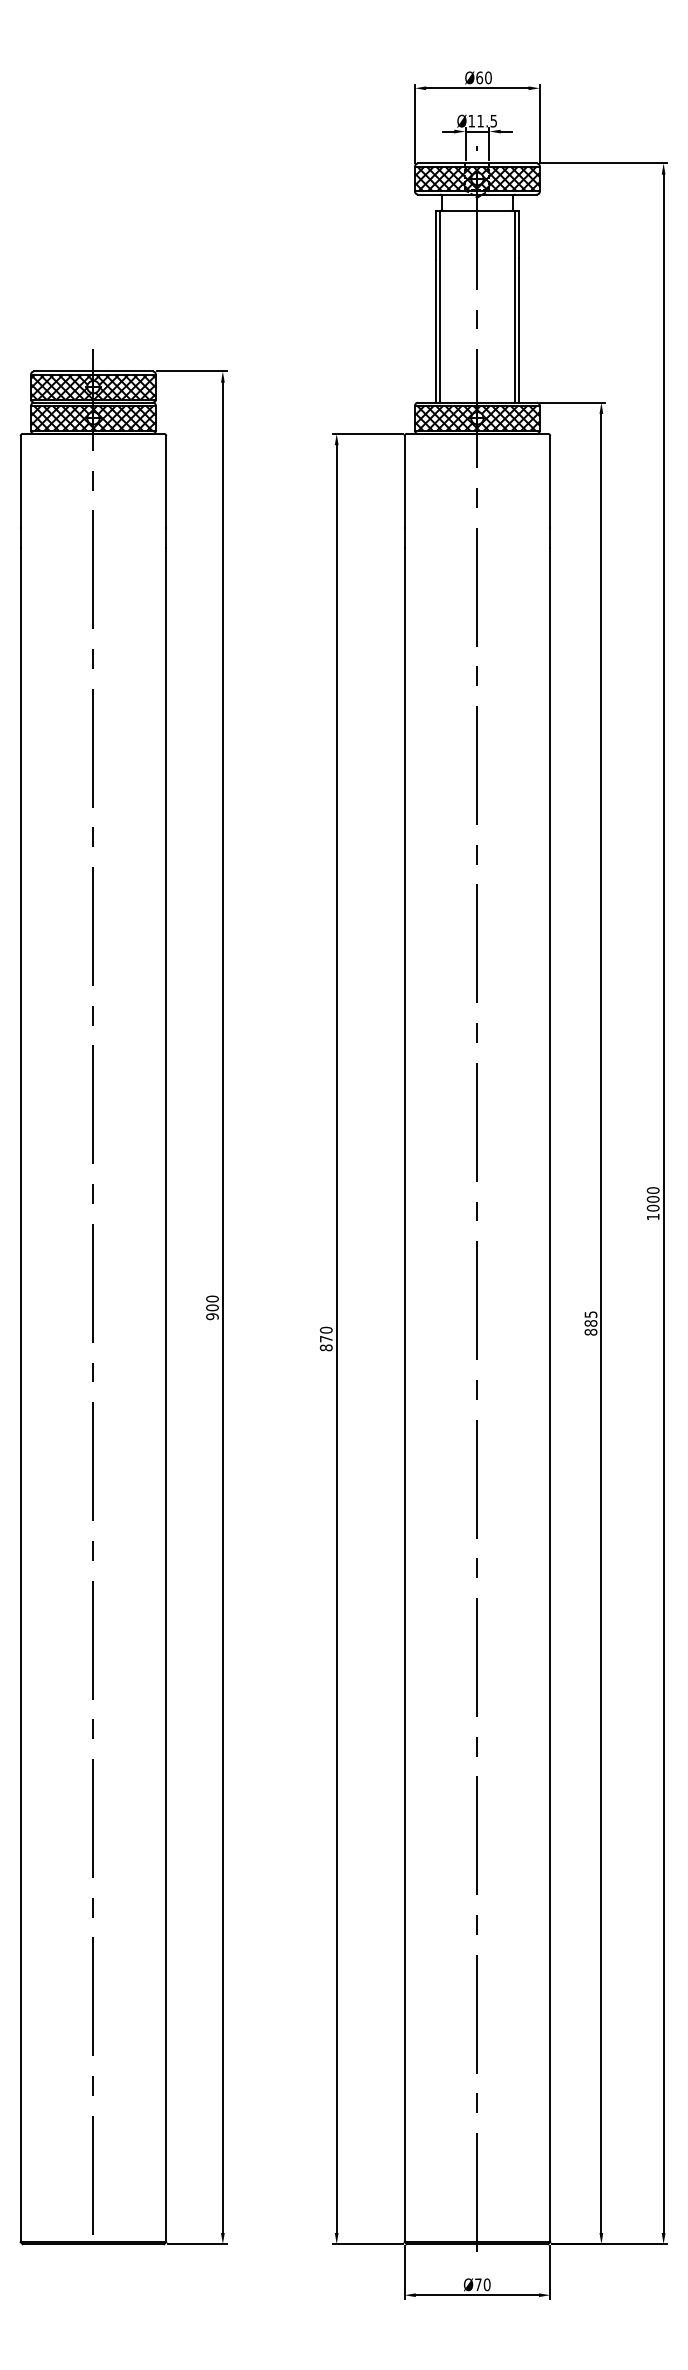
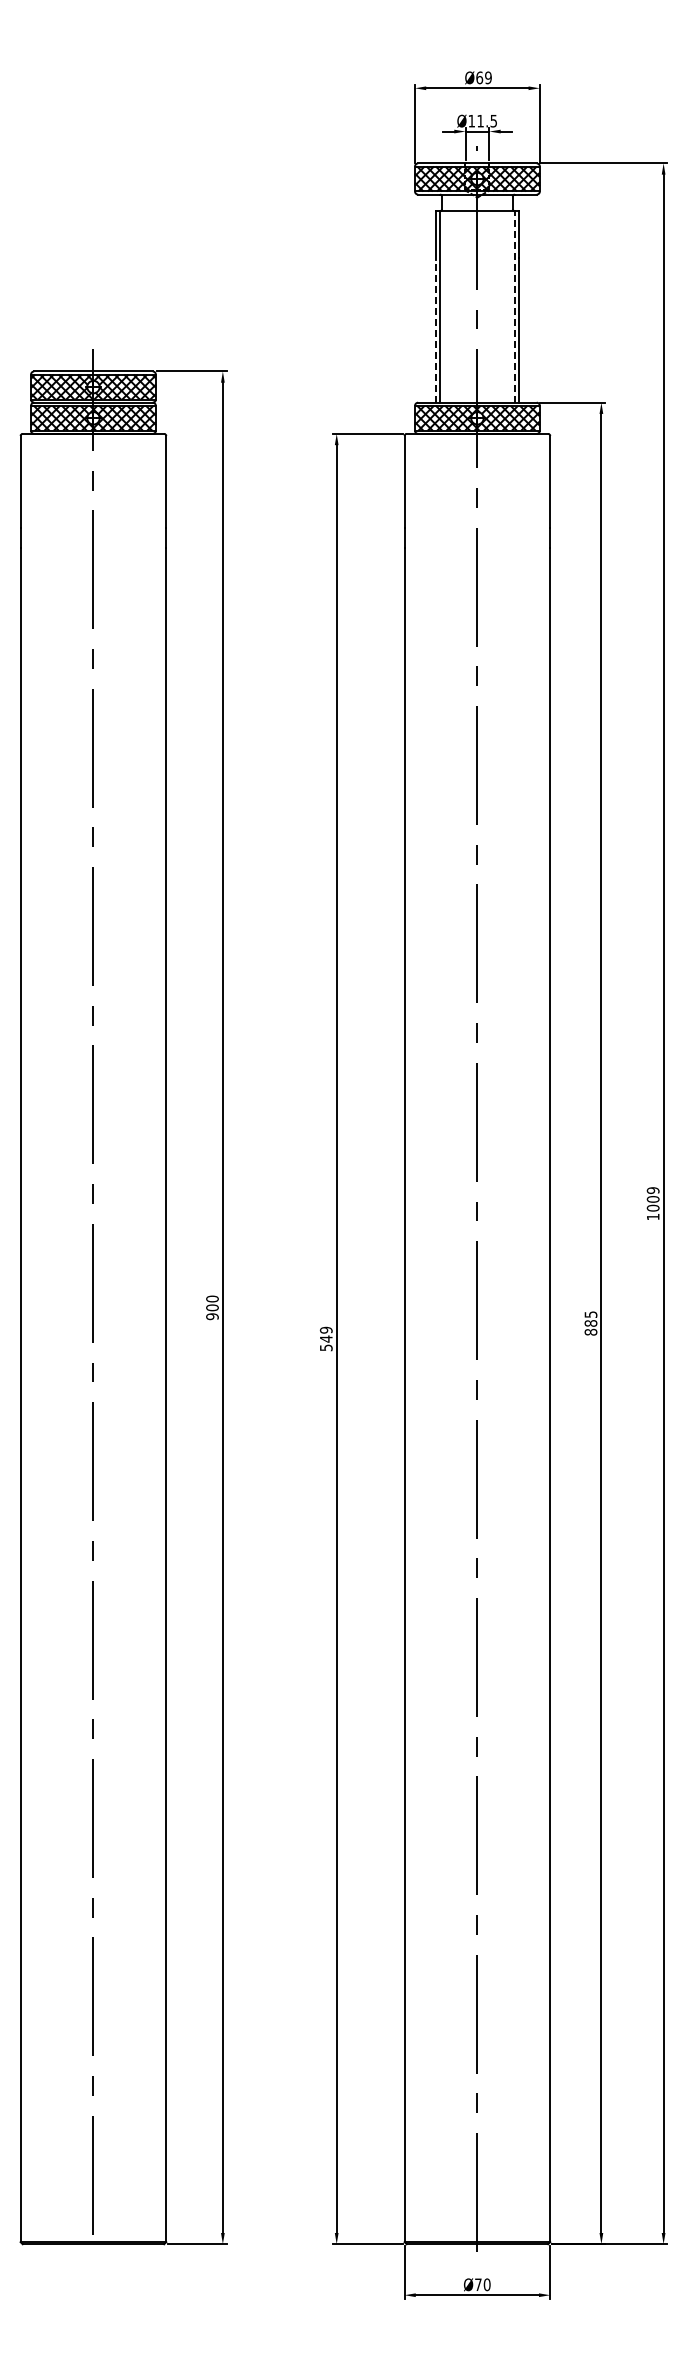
text: Ø60 -> Ø69 (488, 77)
line: solid -> dashed (514, 306)
line: solid -> dashed (435, 330)
text: 1000 -> 1009 (653, 1190)
text: 870 -> 549 (325, 1339)
